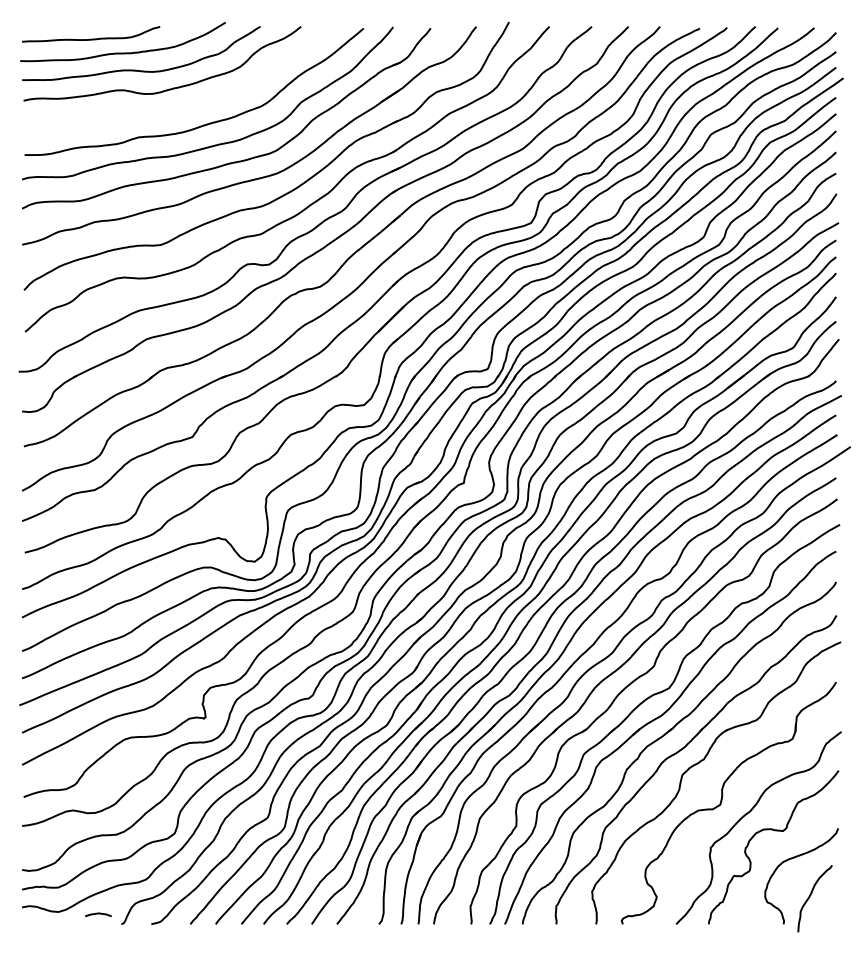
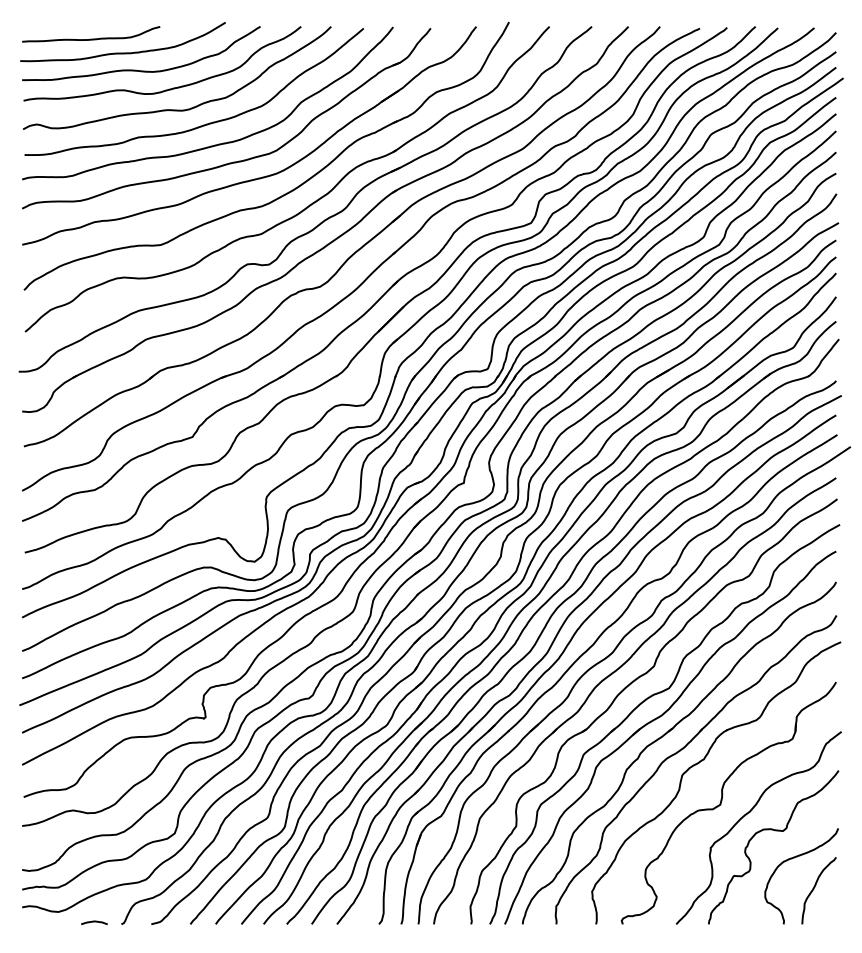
curve: none -> present (176, 109)
curve position: (810, 897) -> (814, 889) (814, 889)
curve position: (98, 914) -> (94, 922) (94, 922)
